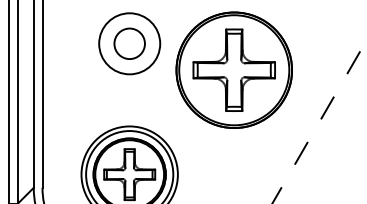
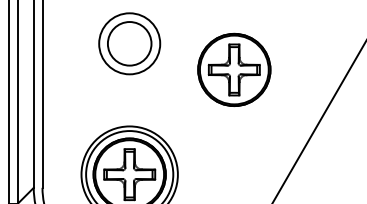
circle diameter: 31 px -> 44 px (129, 43)
part size: 118x118 px -> 75x75 px (234, 69)
line: dashed -> solid (319, 121)
